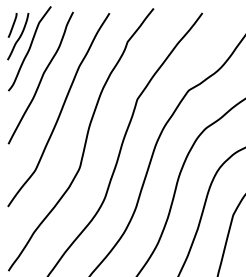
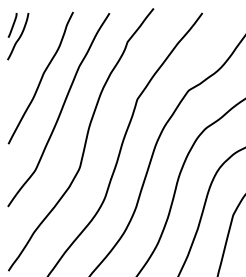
curve: present -> none (29, 48)
